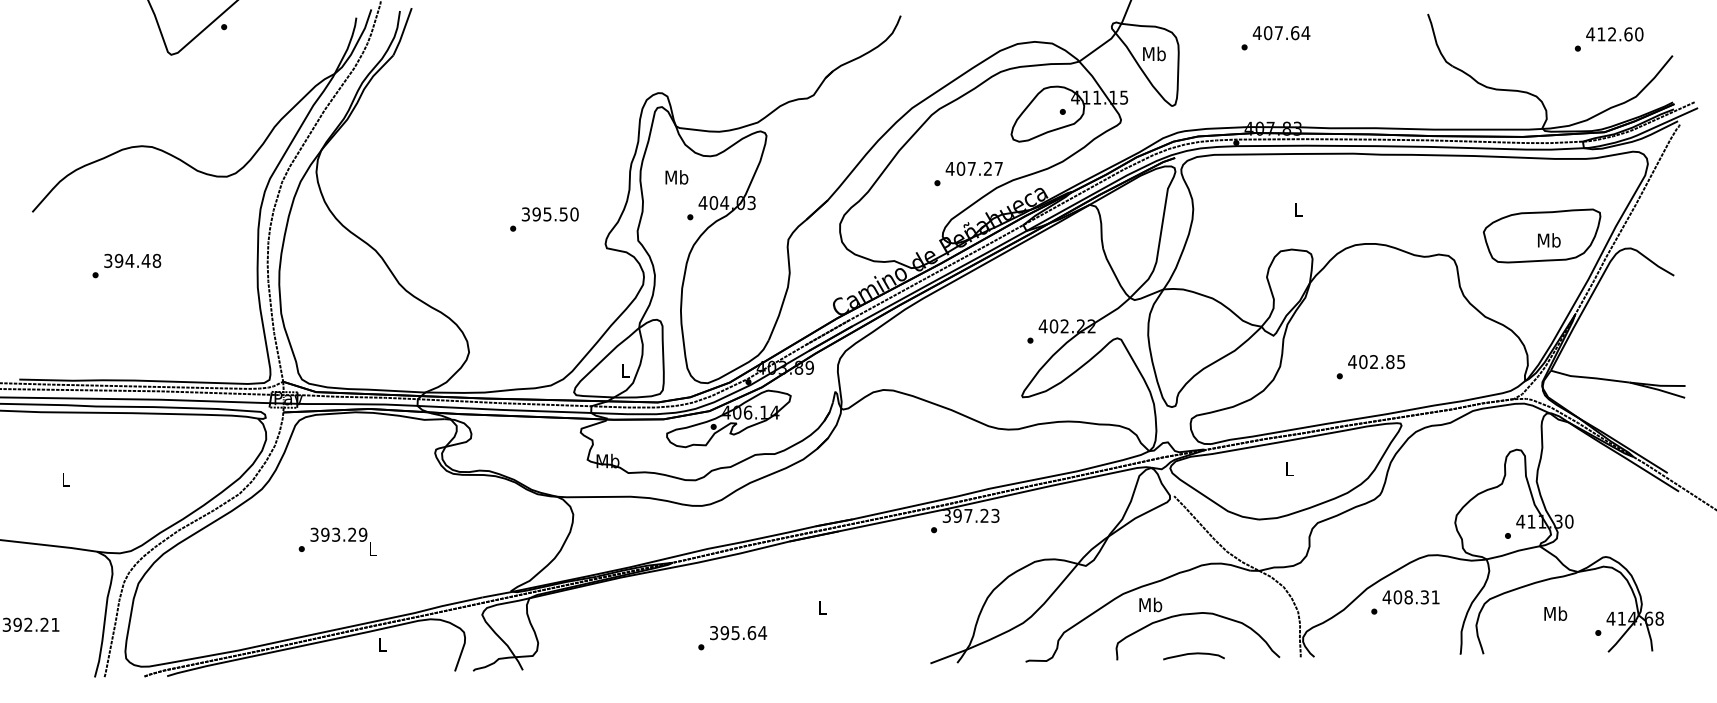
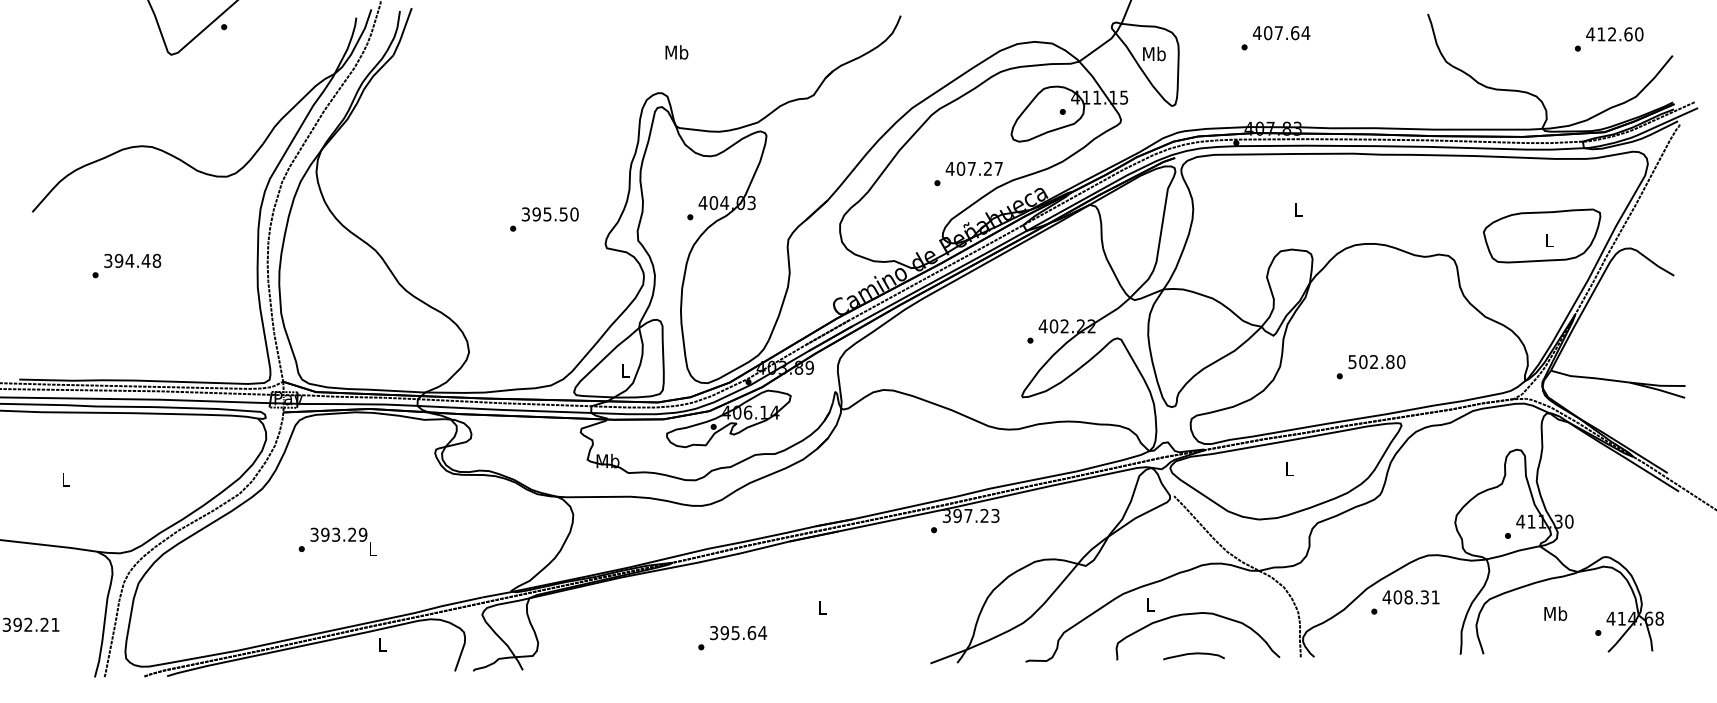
text position: (676, 177) -> (676, 52) (676, 52)
text: Mb -> L (1549, 240)
text: 402.85 -> 502.80 (1376, 362)
text: Mb -> L (1150, 604)
